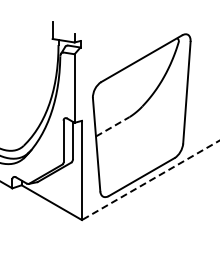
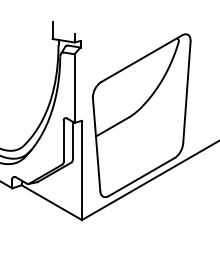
line: dashed -> solid (113, 126)
line: dashed -> solid (150, 180)
